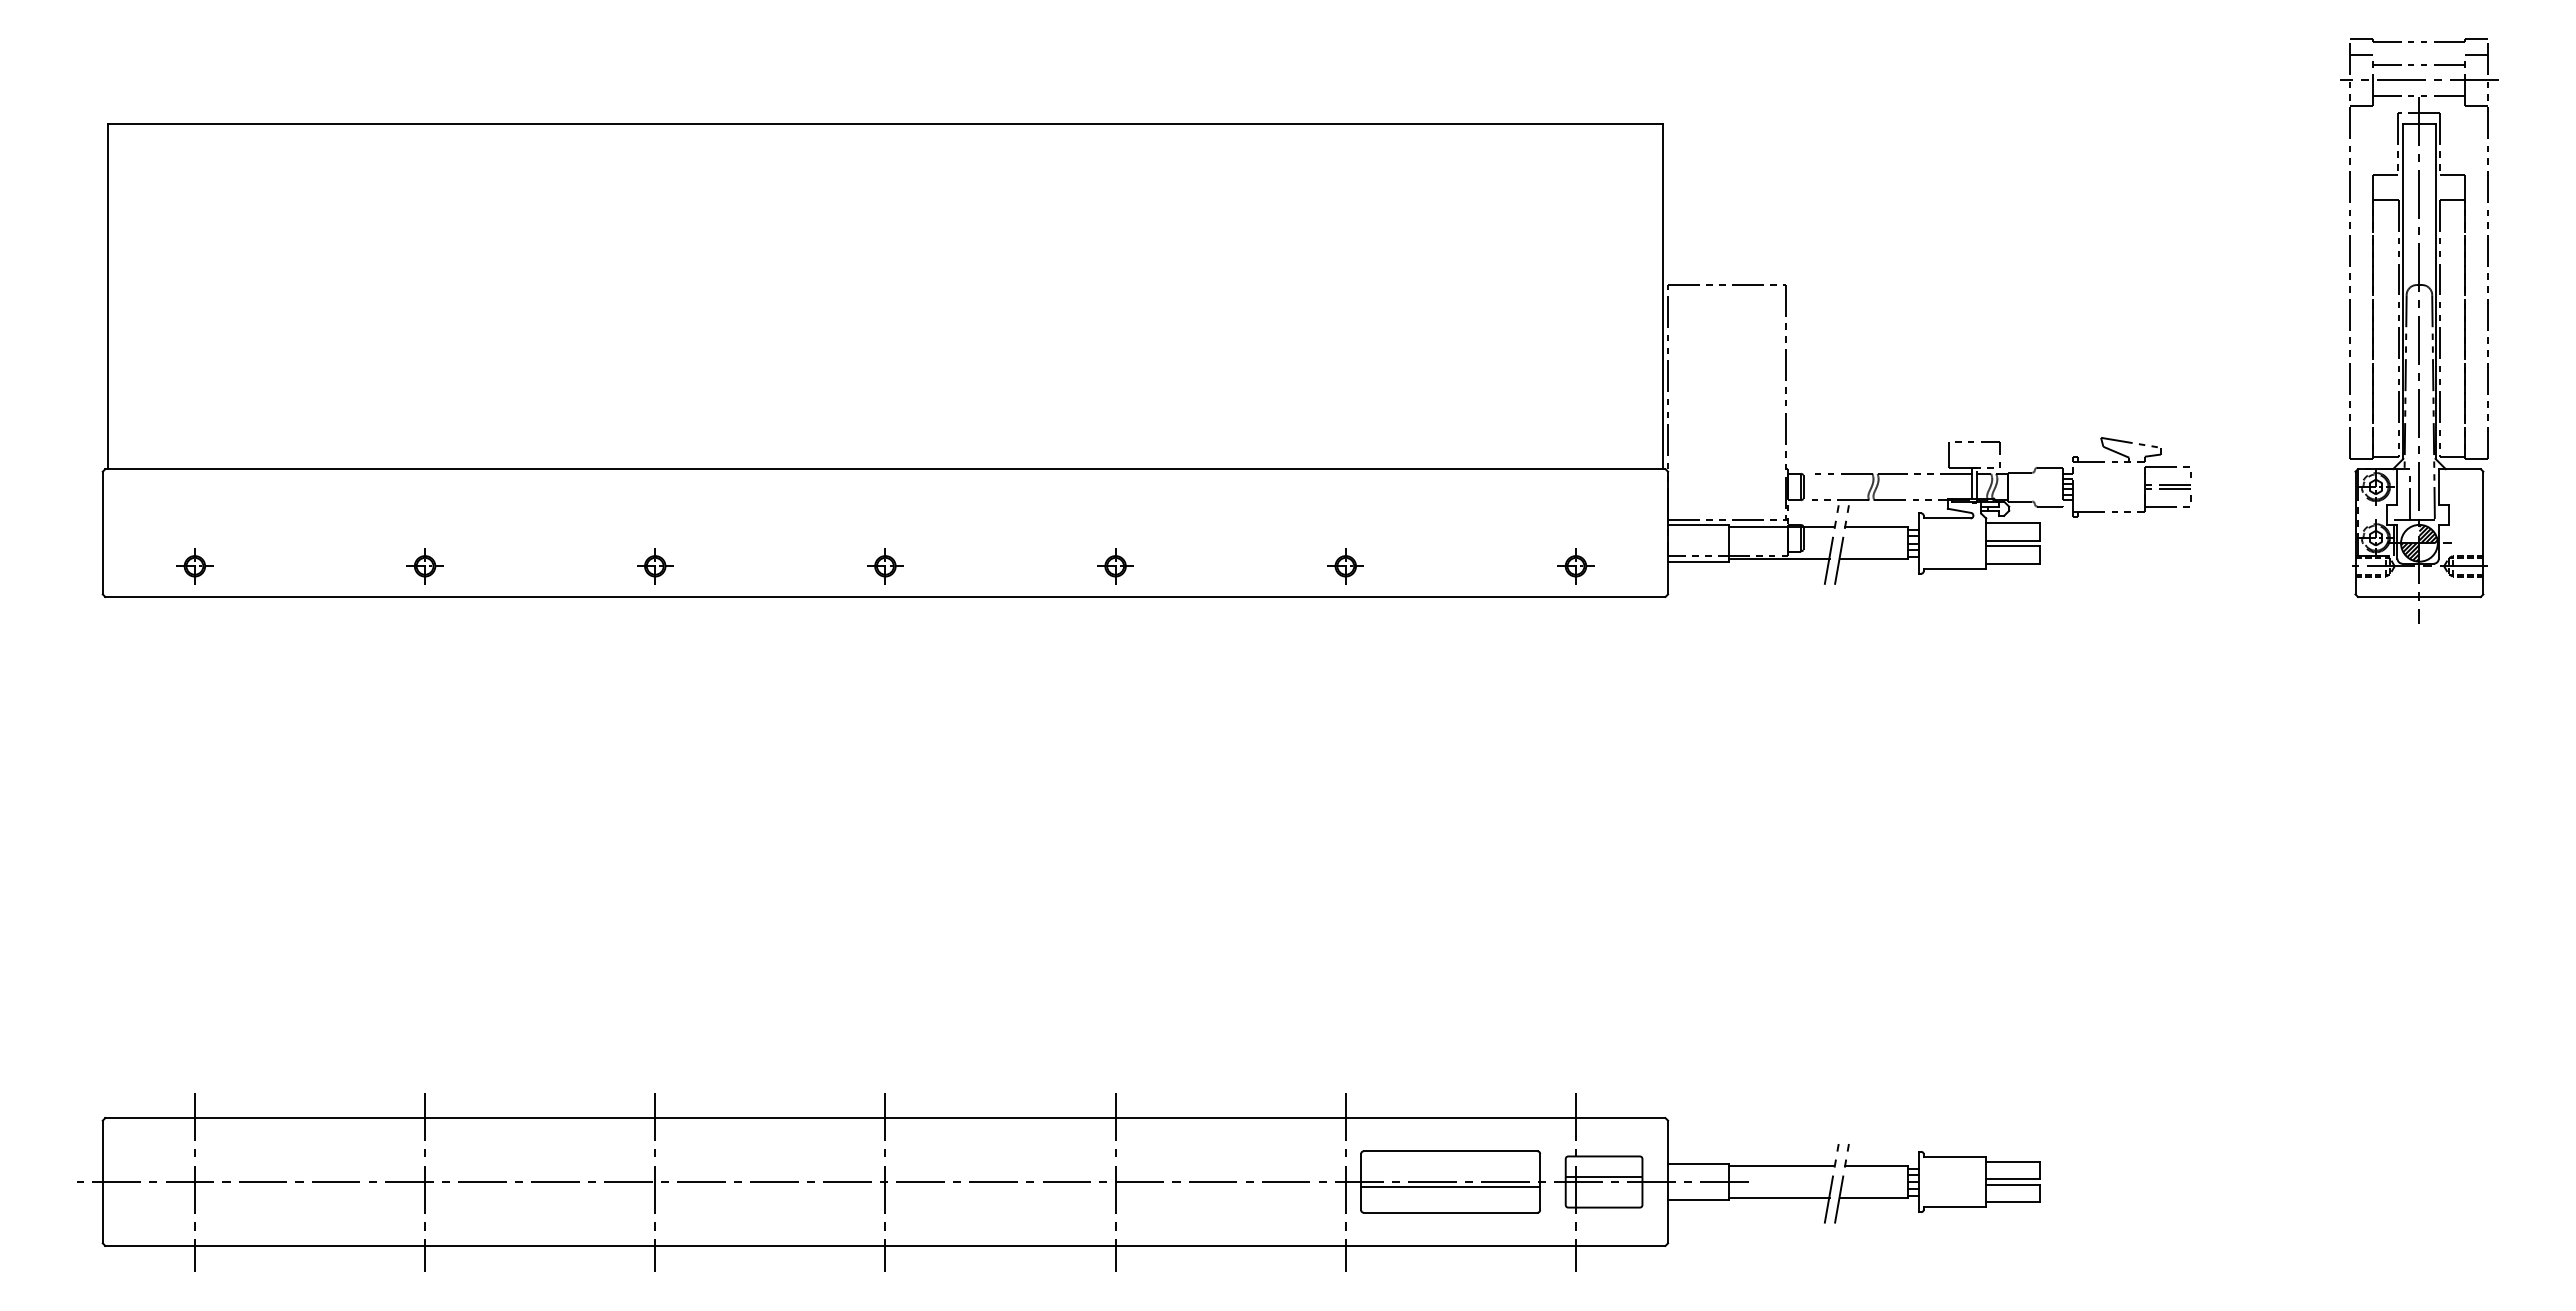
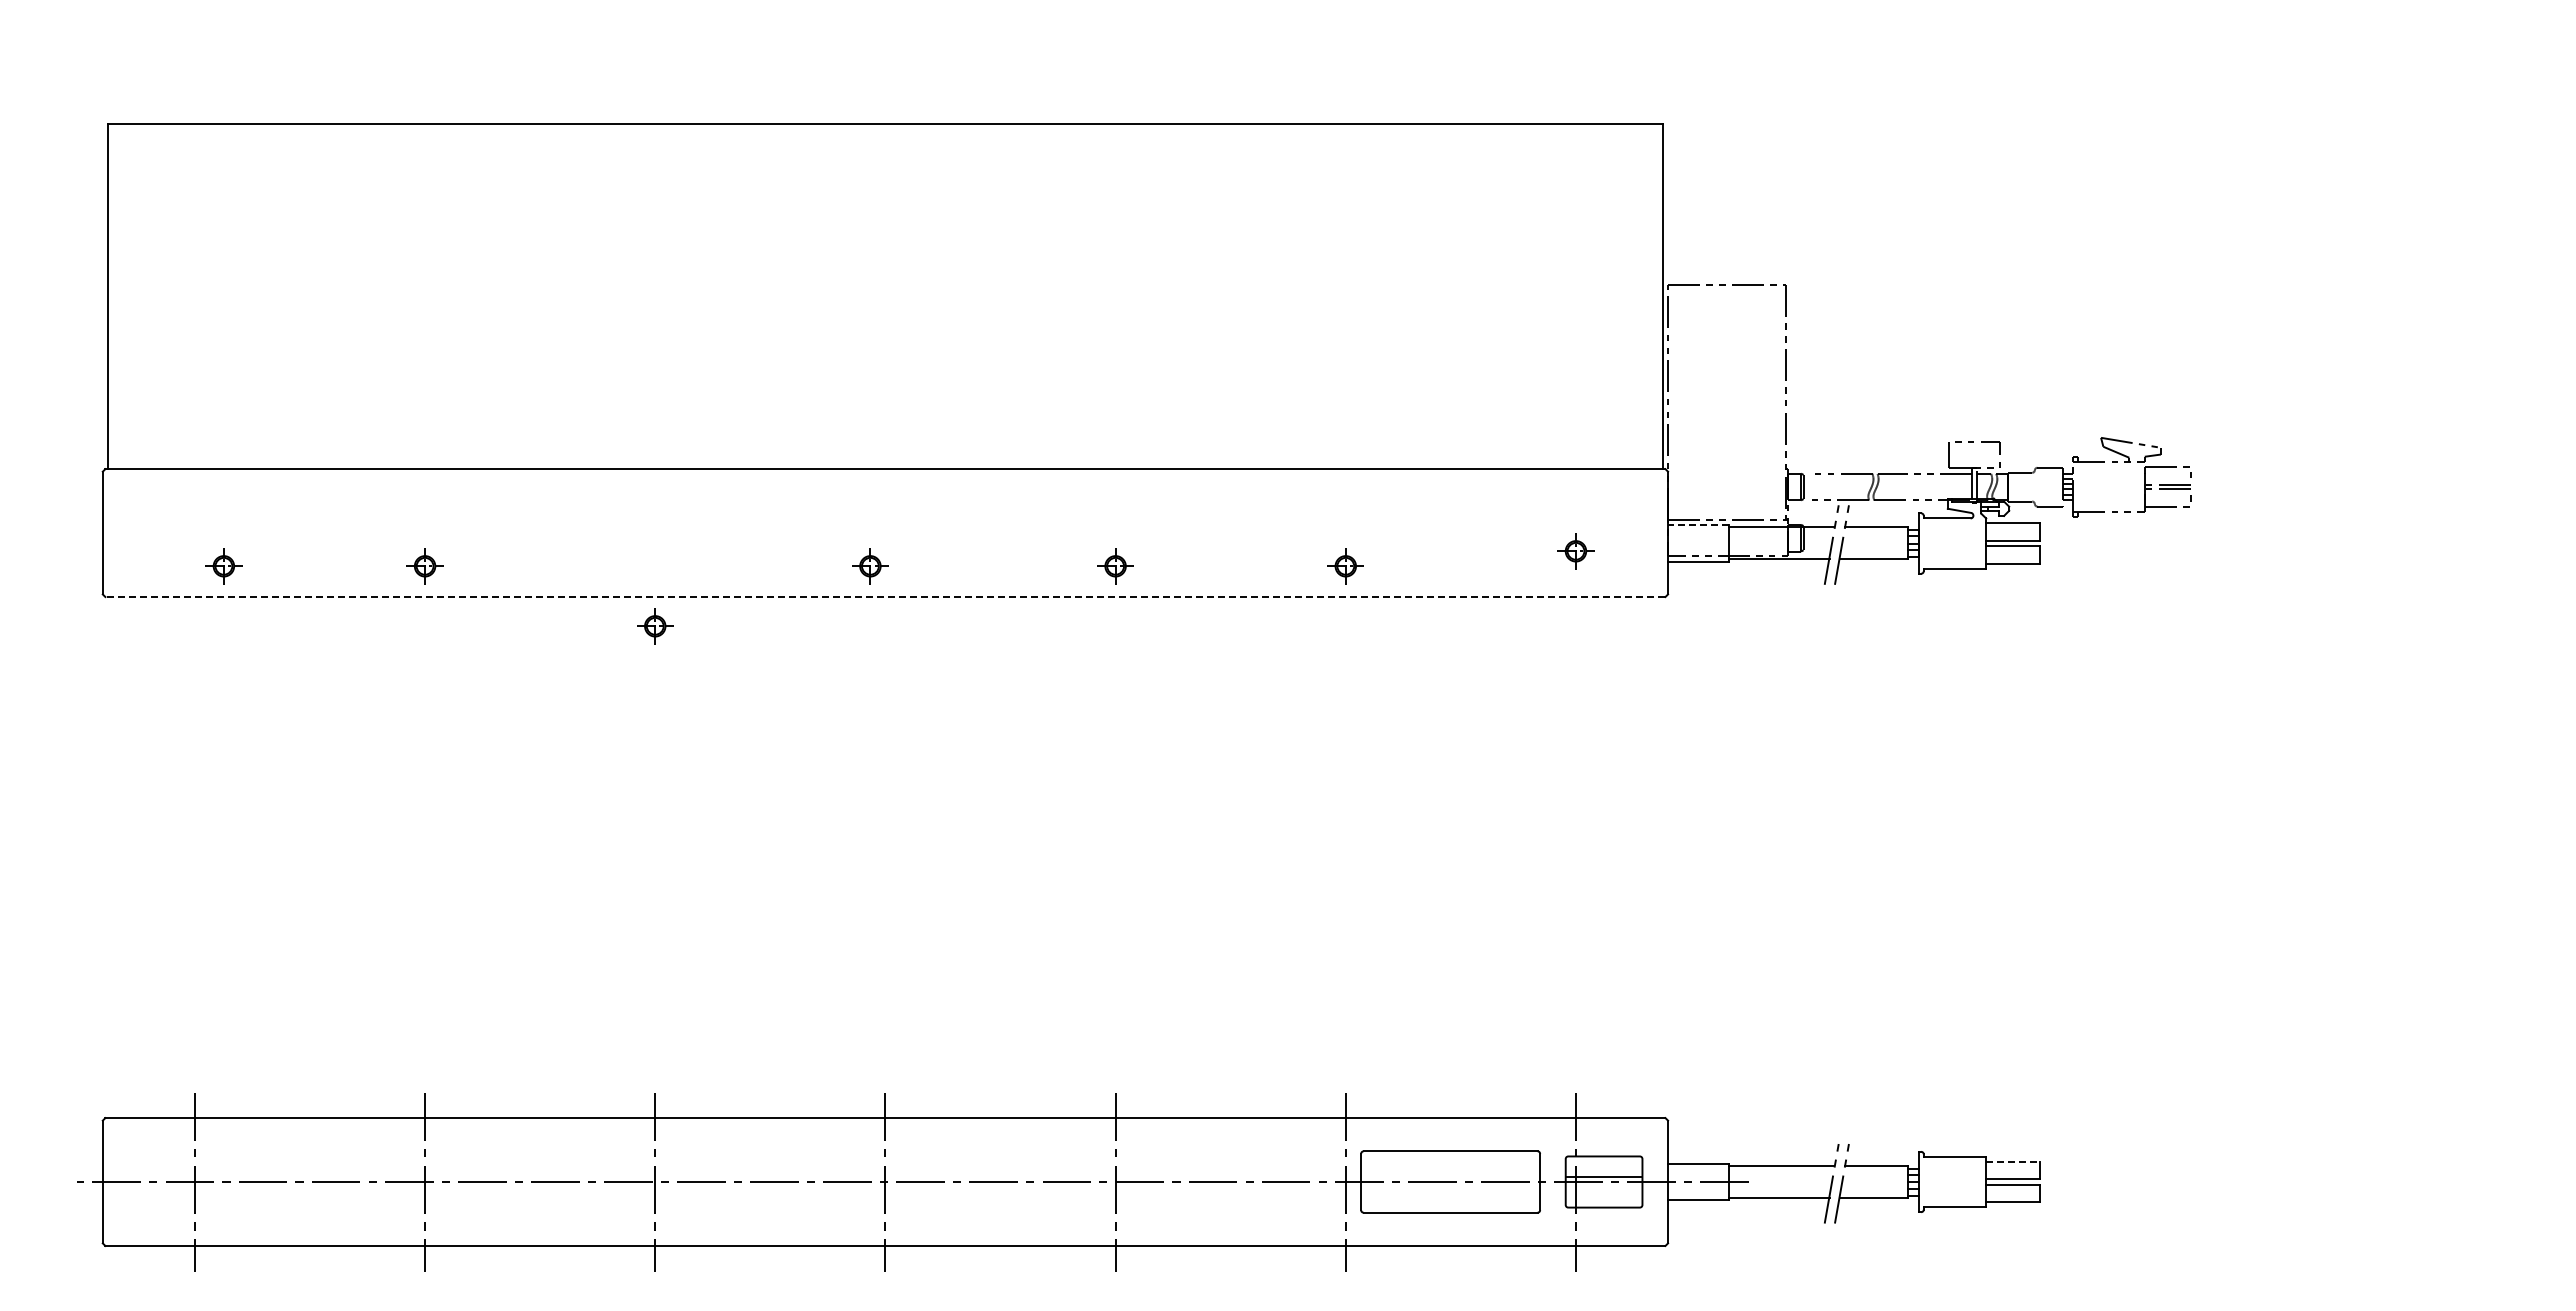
part: present -> none (2419, 330)
line: solid -> dashed (1698, 524)
part position: (194, 566) -> (223, 566) (223, 566)
part position: (655, 566) -> (655, 626) (655, 626)
part position: (885, 566) -> (870, 566) (870, 566)
part position: (1575, 566) -> (1575, 551) (1575, 551)
line: solid -> dashed (884, 597)
line: solid -> dashed (2013, 1161)
line: present -> none (1450, 1187)
